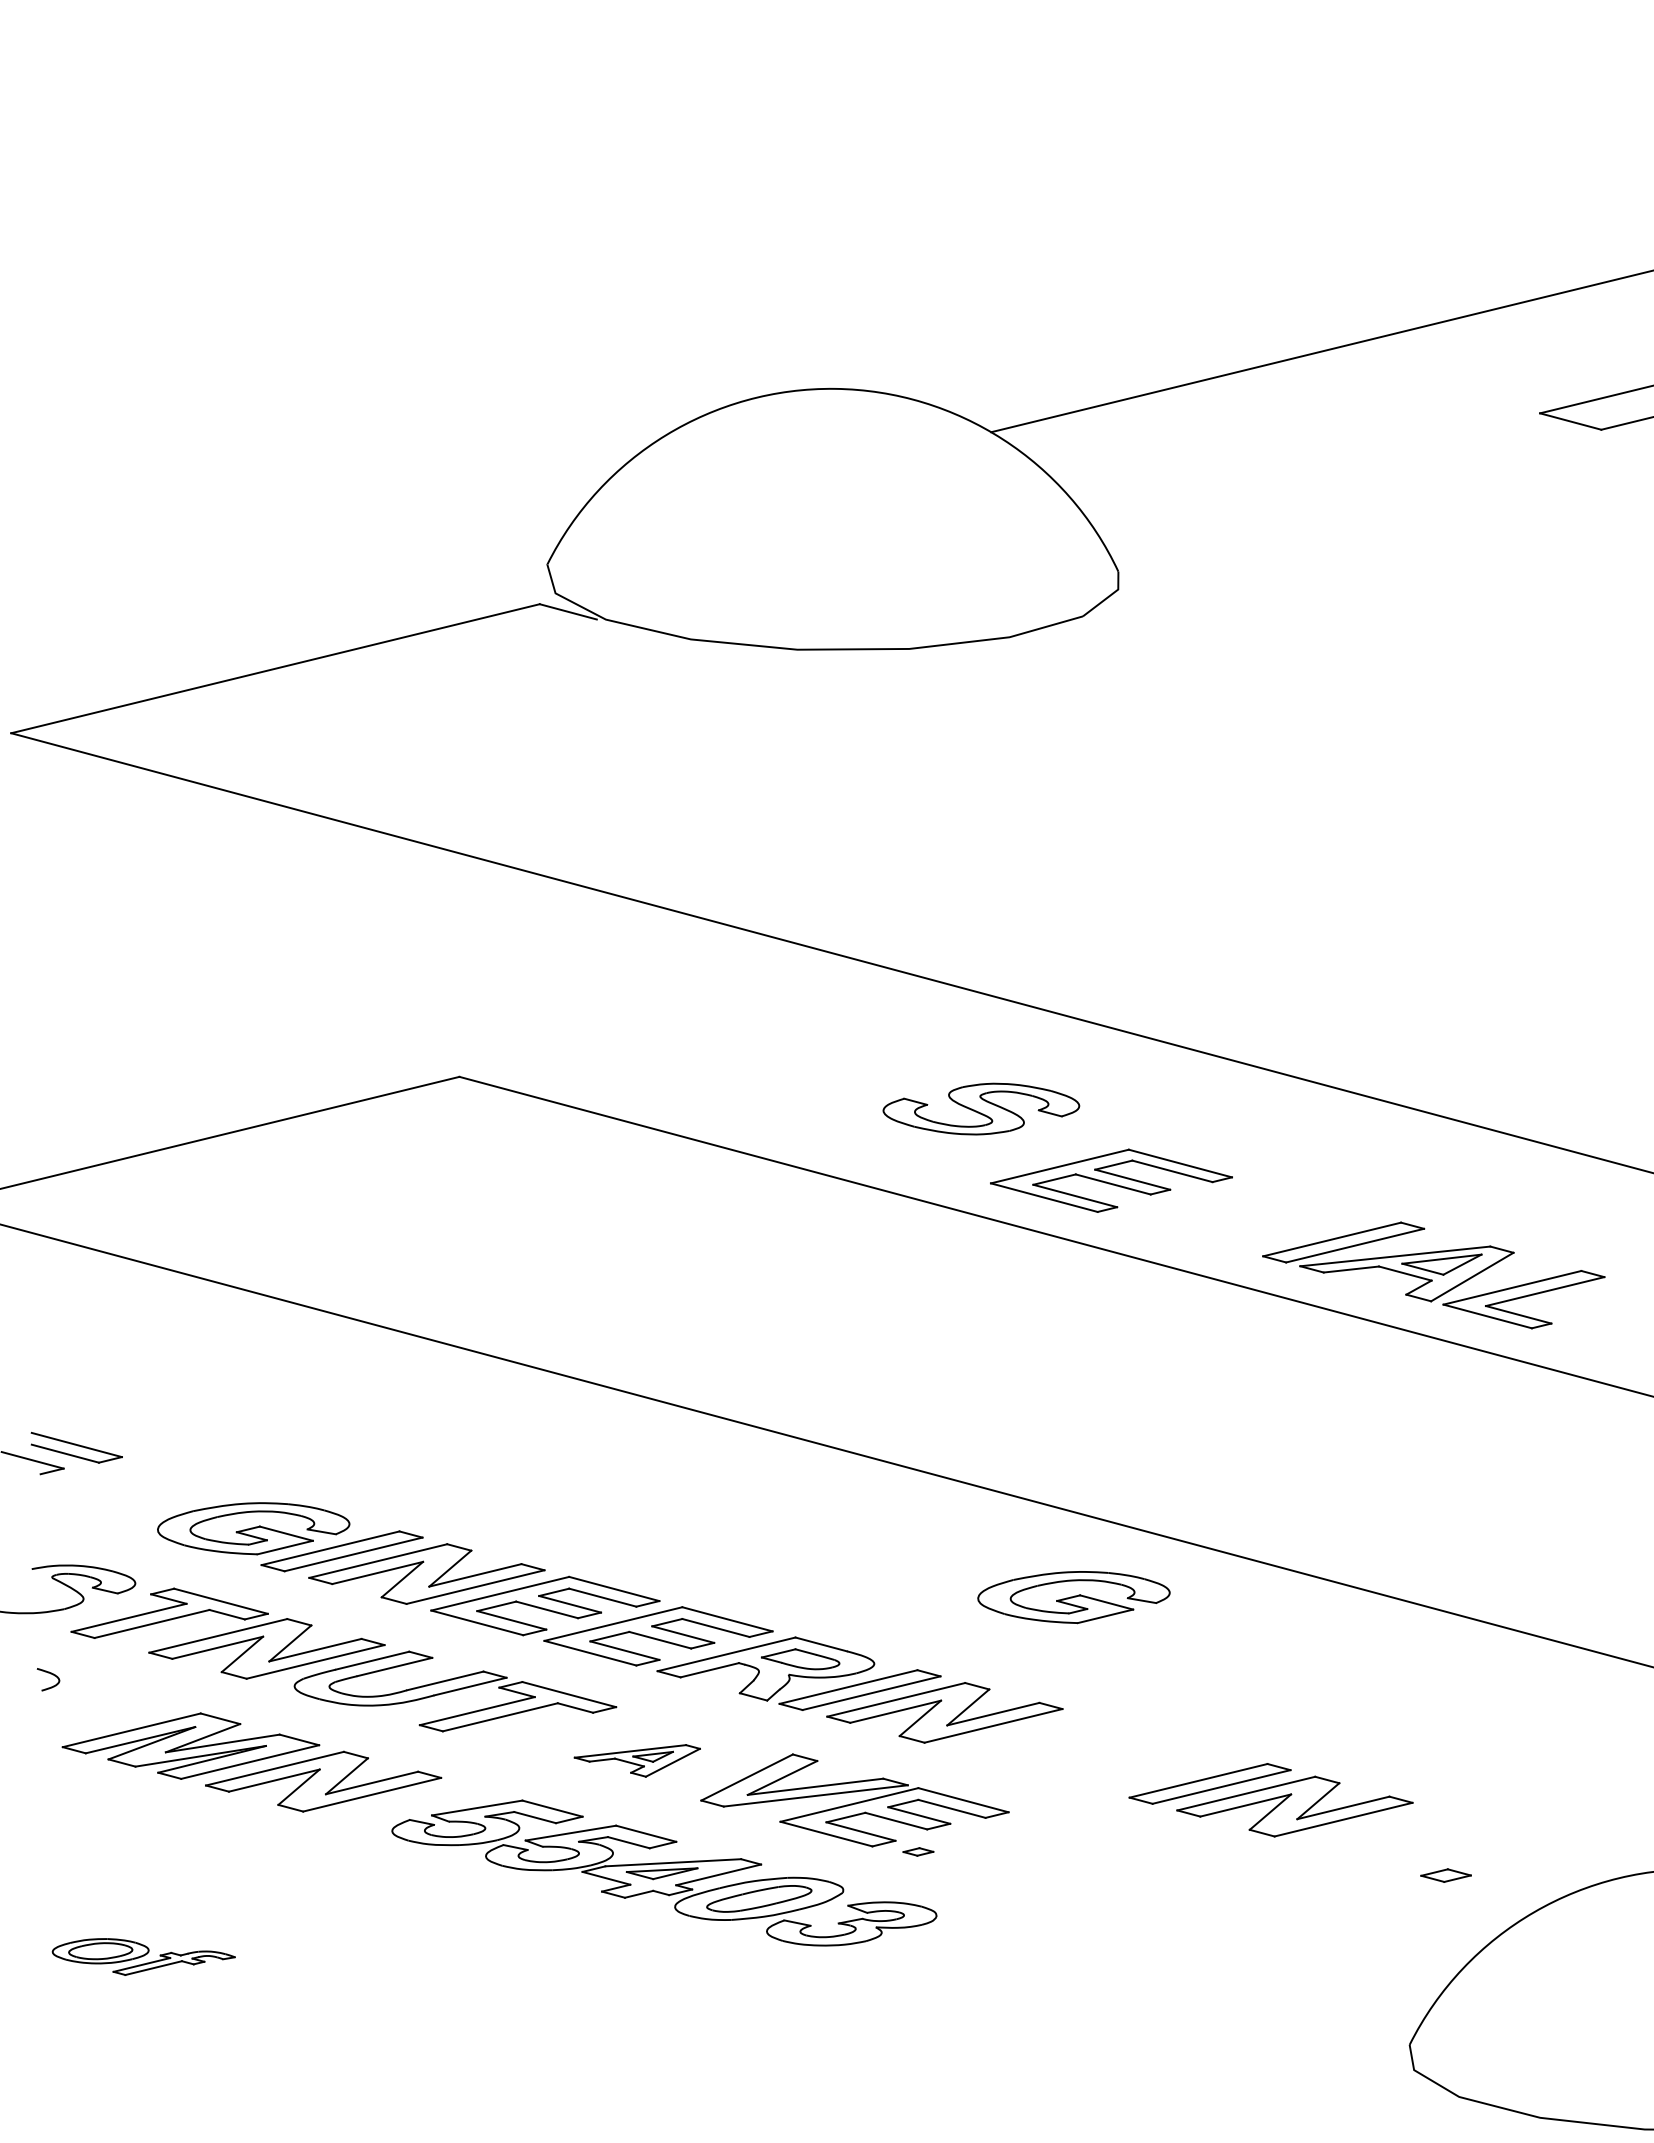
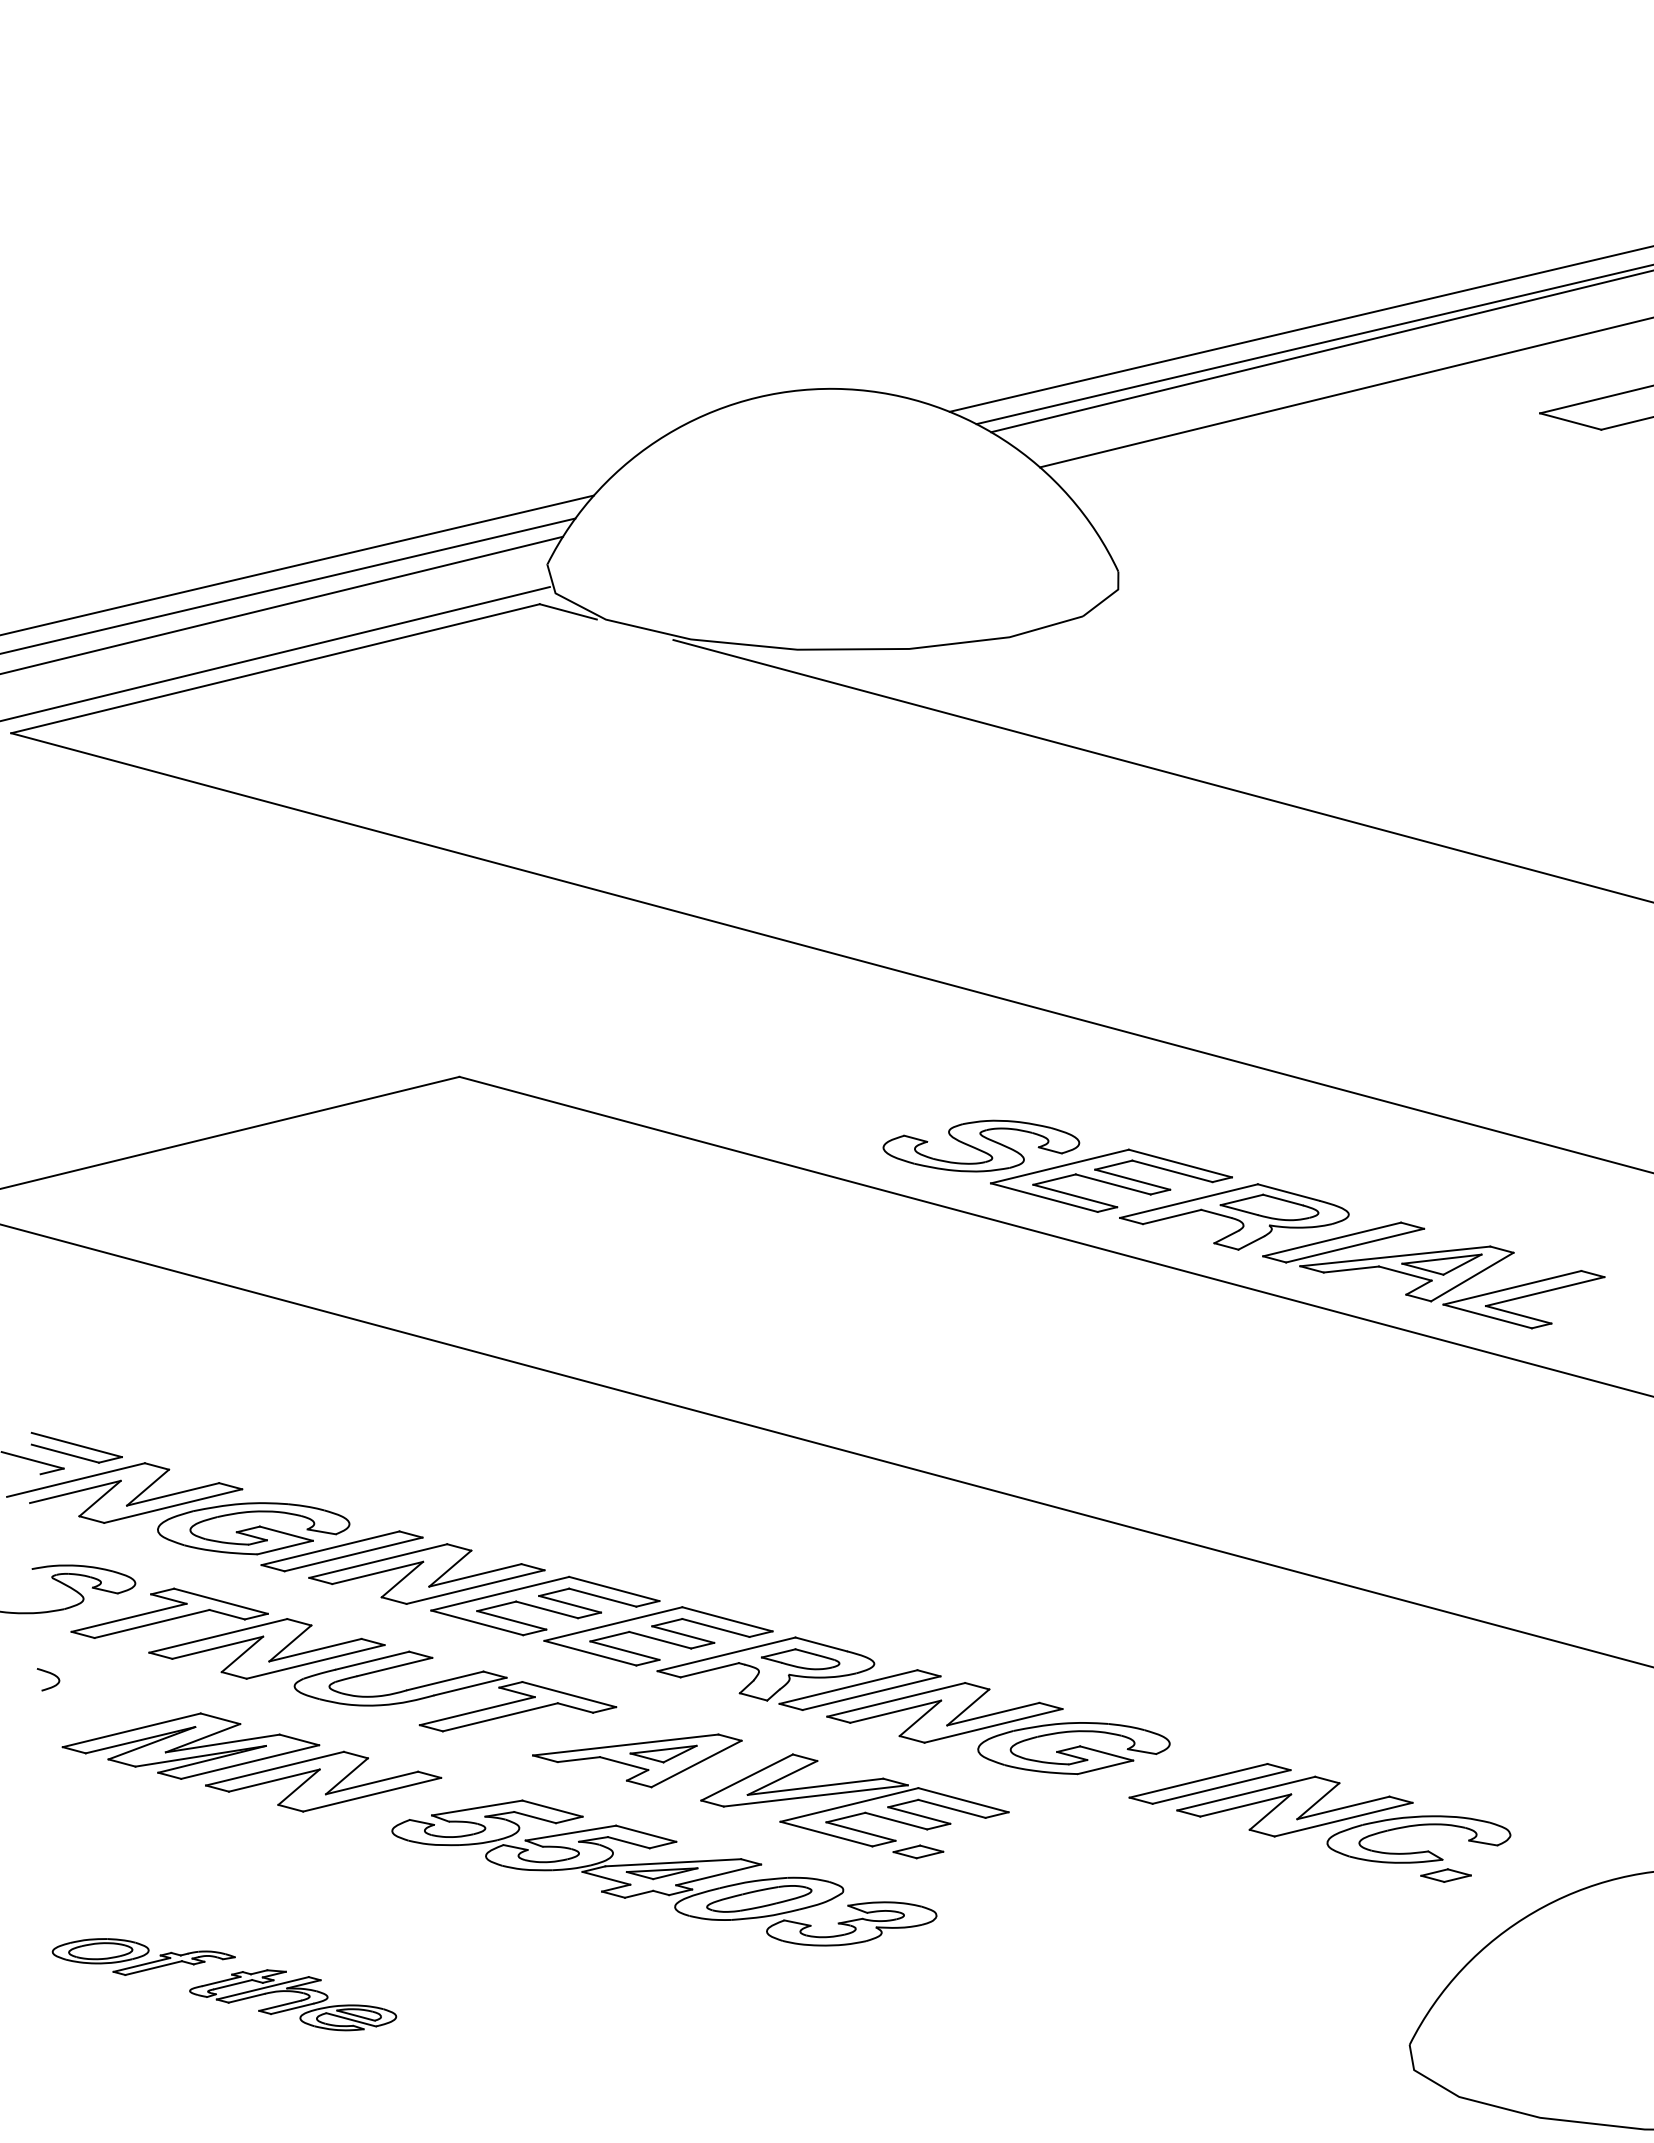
line: none -> present (1299, 328)
line: none -> present (1313, 344)
line: none -> present (1345, 392)
line: none -> present (297, 564)
line: none -> present (288, 585)
line: none -> present (282, 604)
line: none -> present (275, 653)
line: none -> present (1161, 770)
part position: (981, 1108) -> (981, 1145) (981, 1145)
part: none -> present (1234, 1216)
part: none -> present (118, 1484)
part position: (1073, 1597) -> (1073, 1748) (1073, 1748)
part size: 128x34 px -> 211x56 px (637, 1760)
part size: 33x10 px -> 53x16 px (918, 1851)
part: none -> present (1418, 1851)
part: none -> present (293, 2000)
